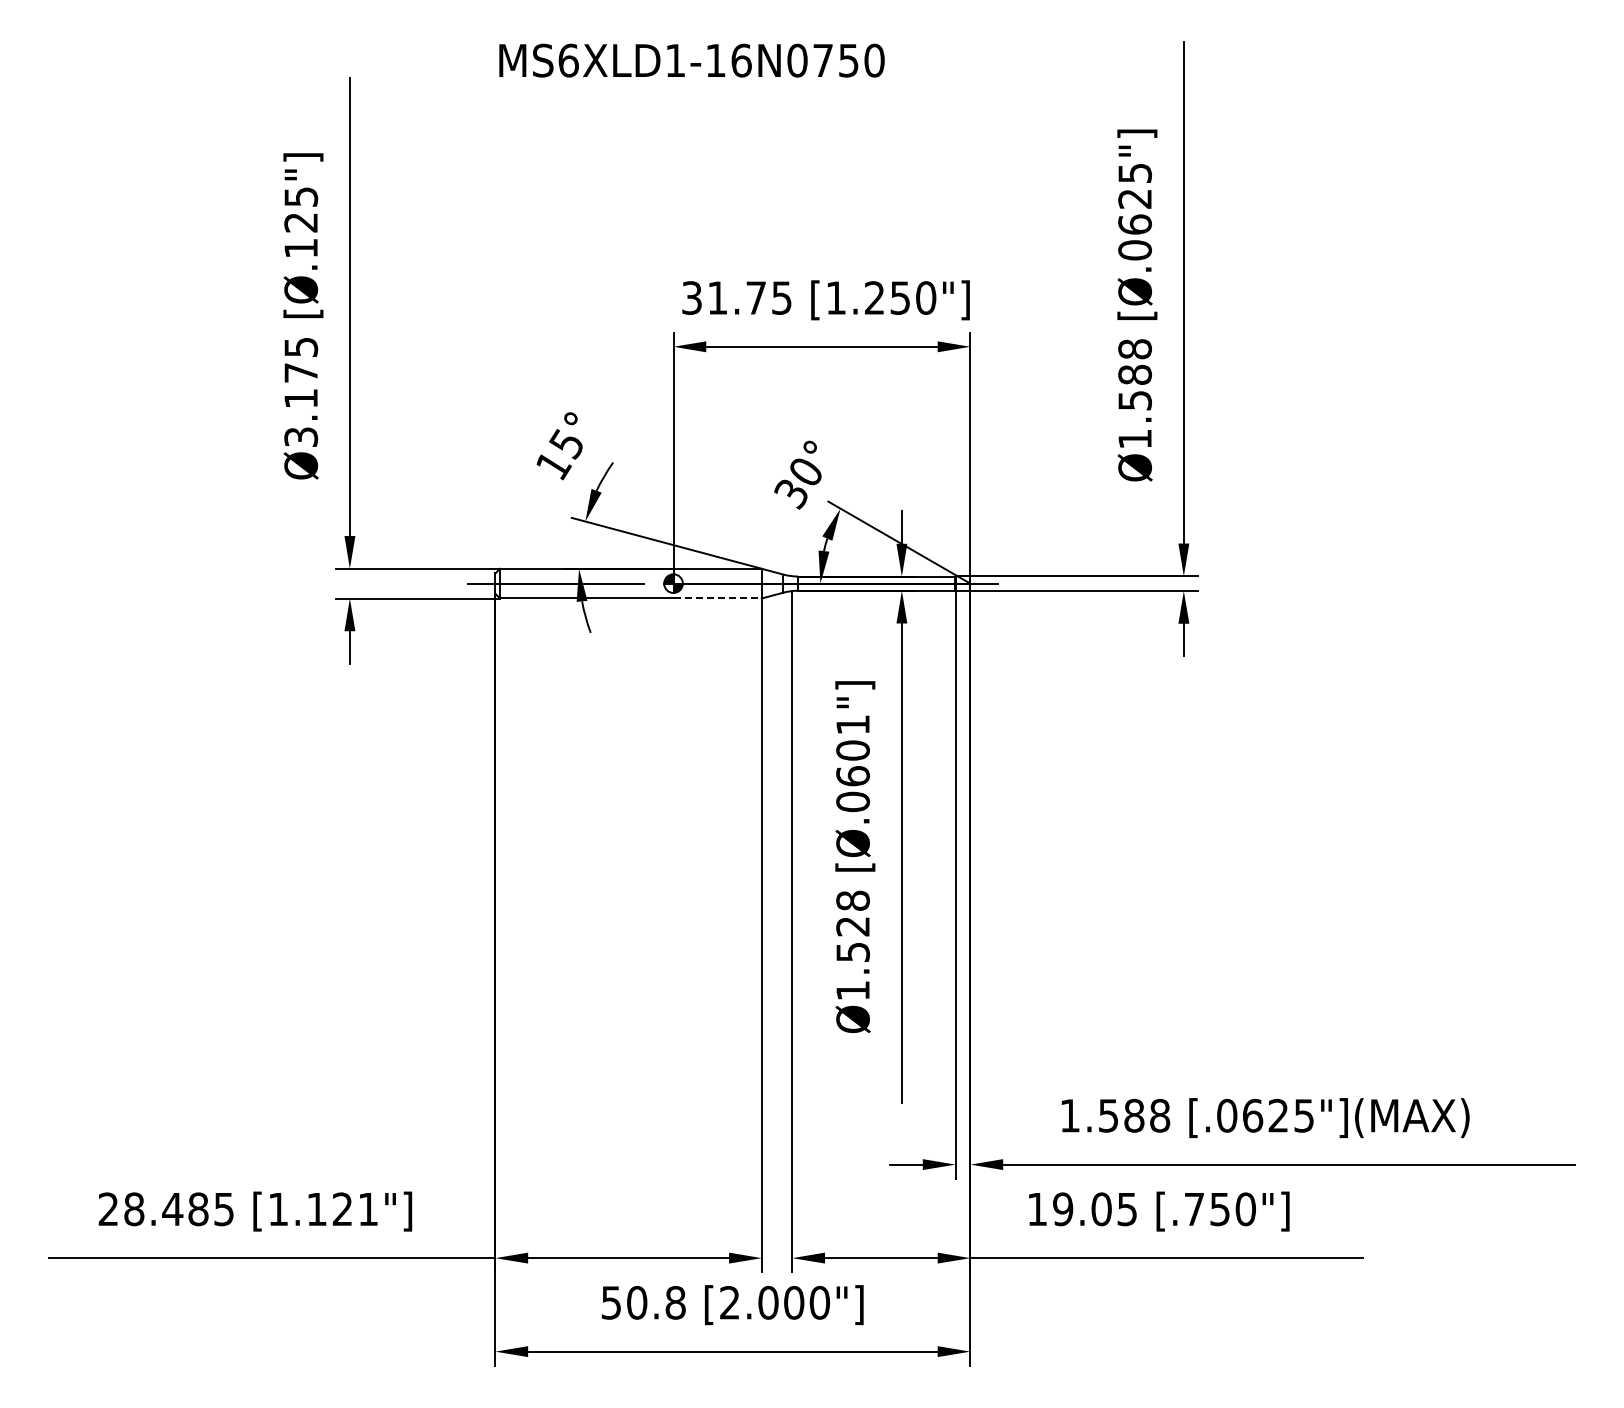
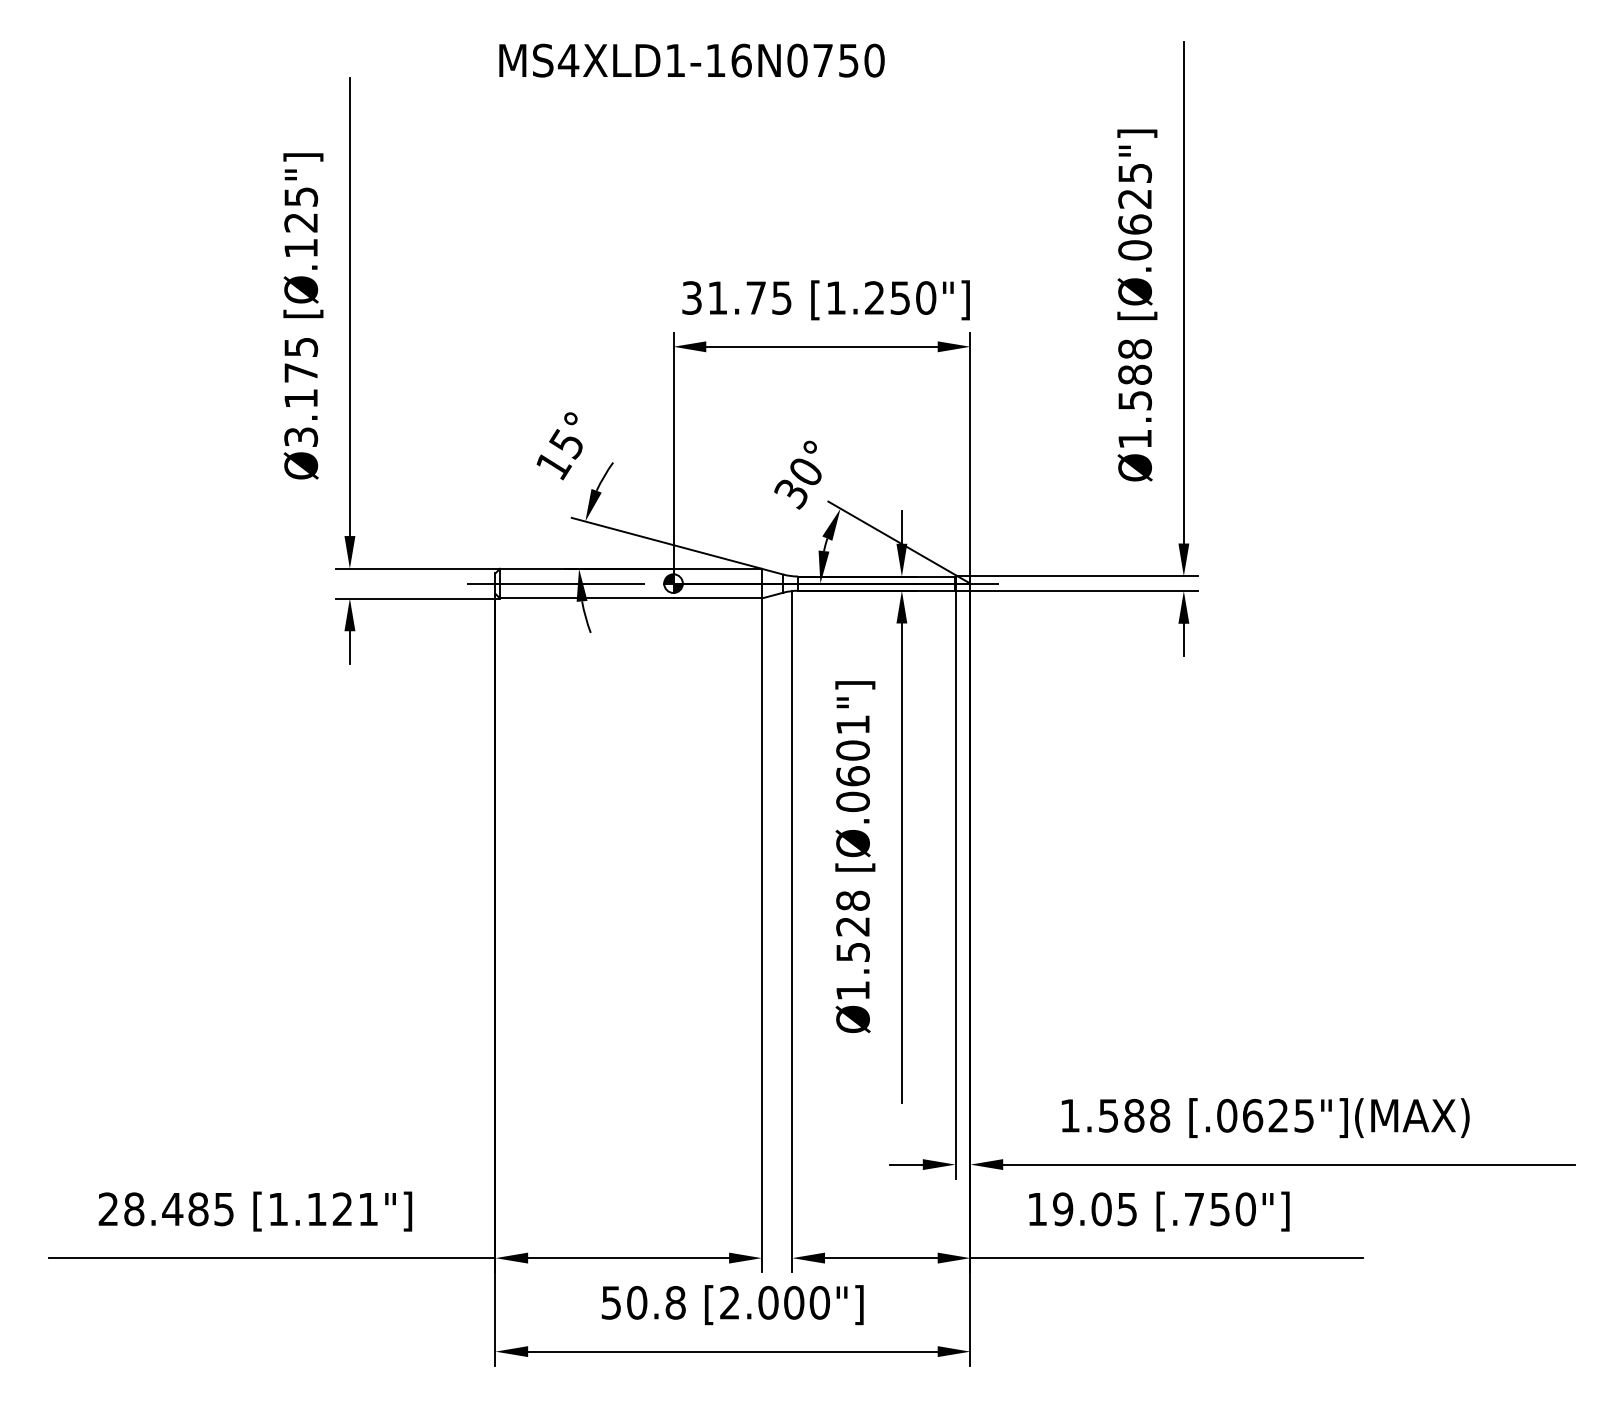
text: MS6XLD1-16N0750 -> MS4XLD1-16N0750 (568, 60)
line: dashed -> solid (718, 598)
